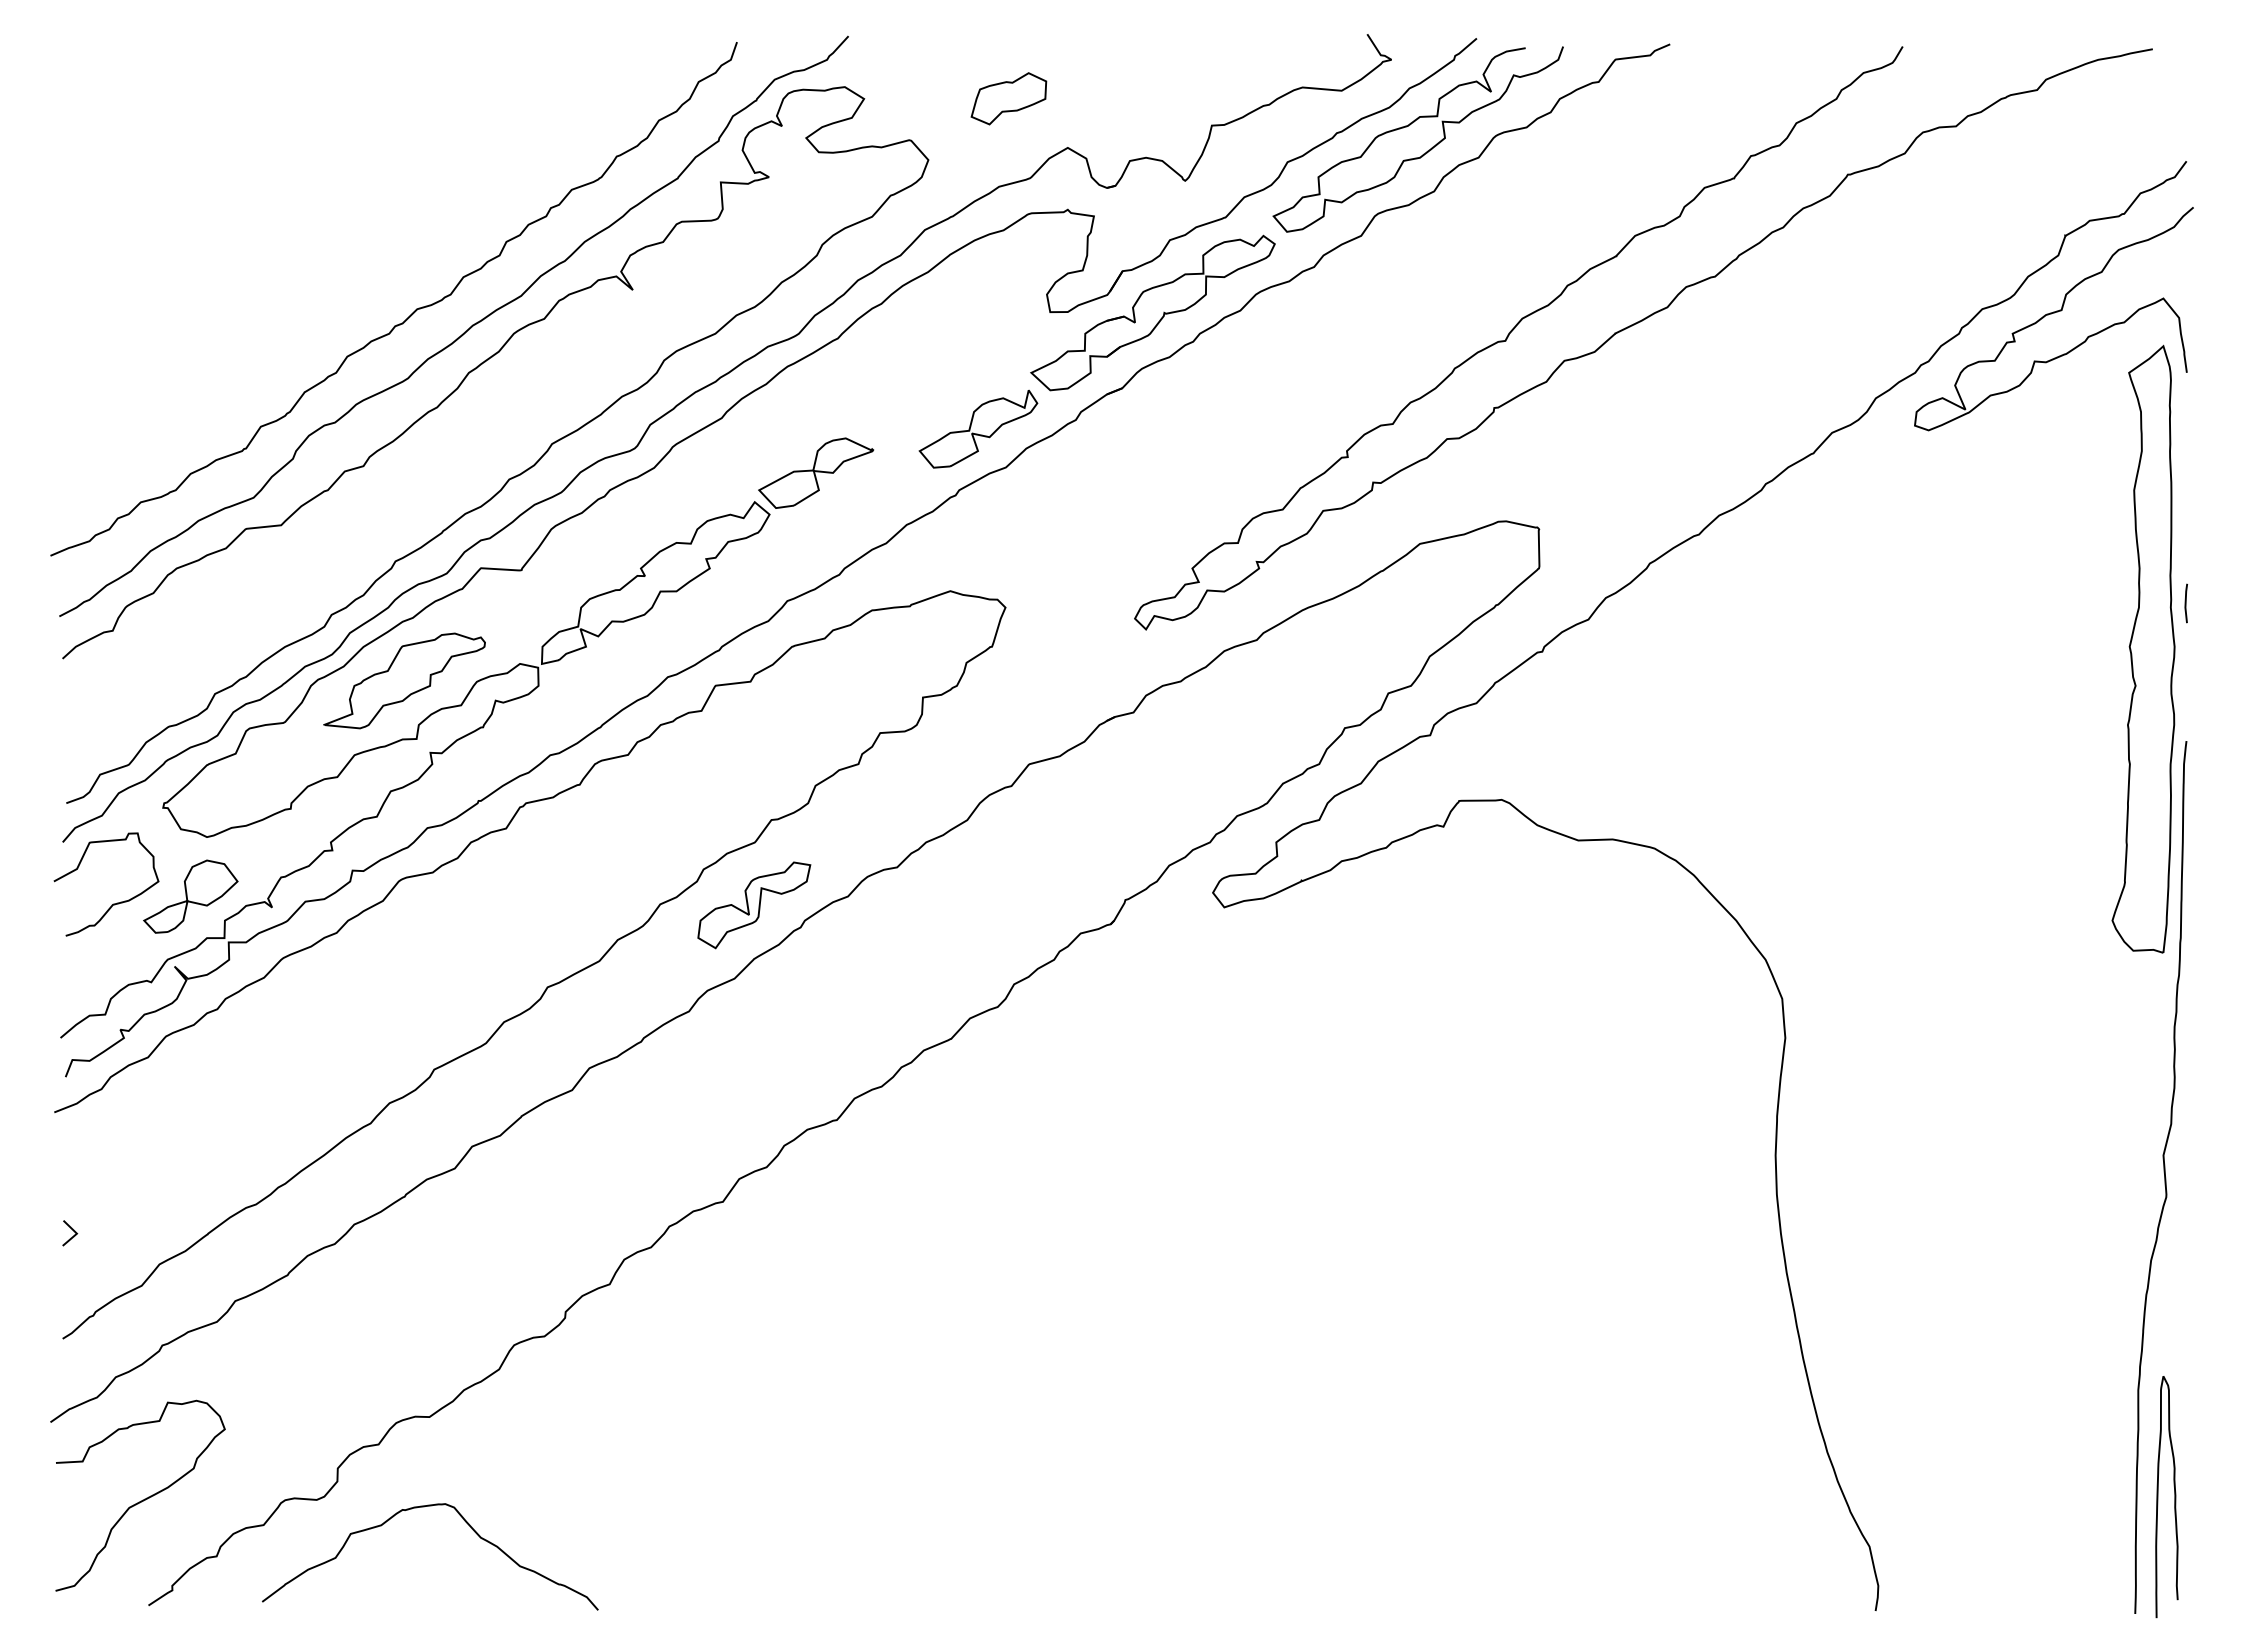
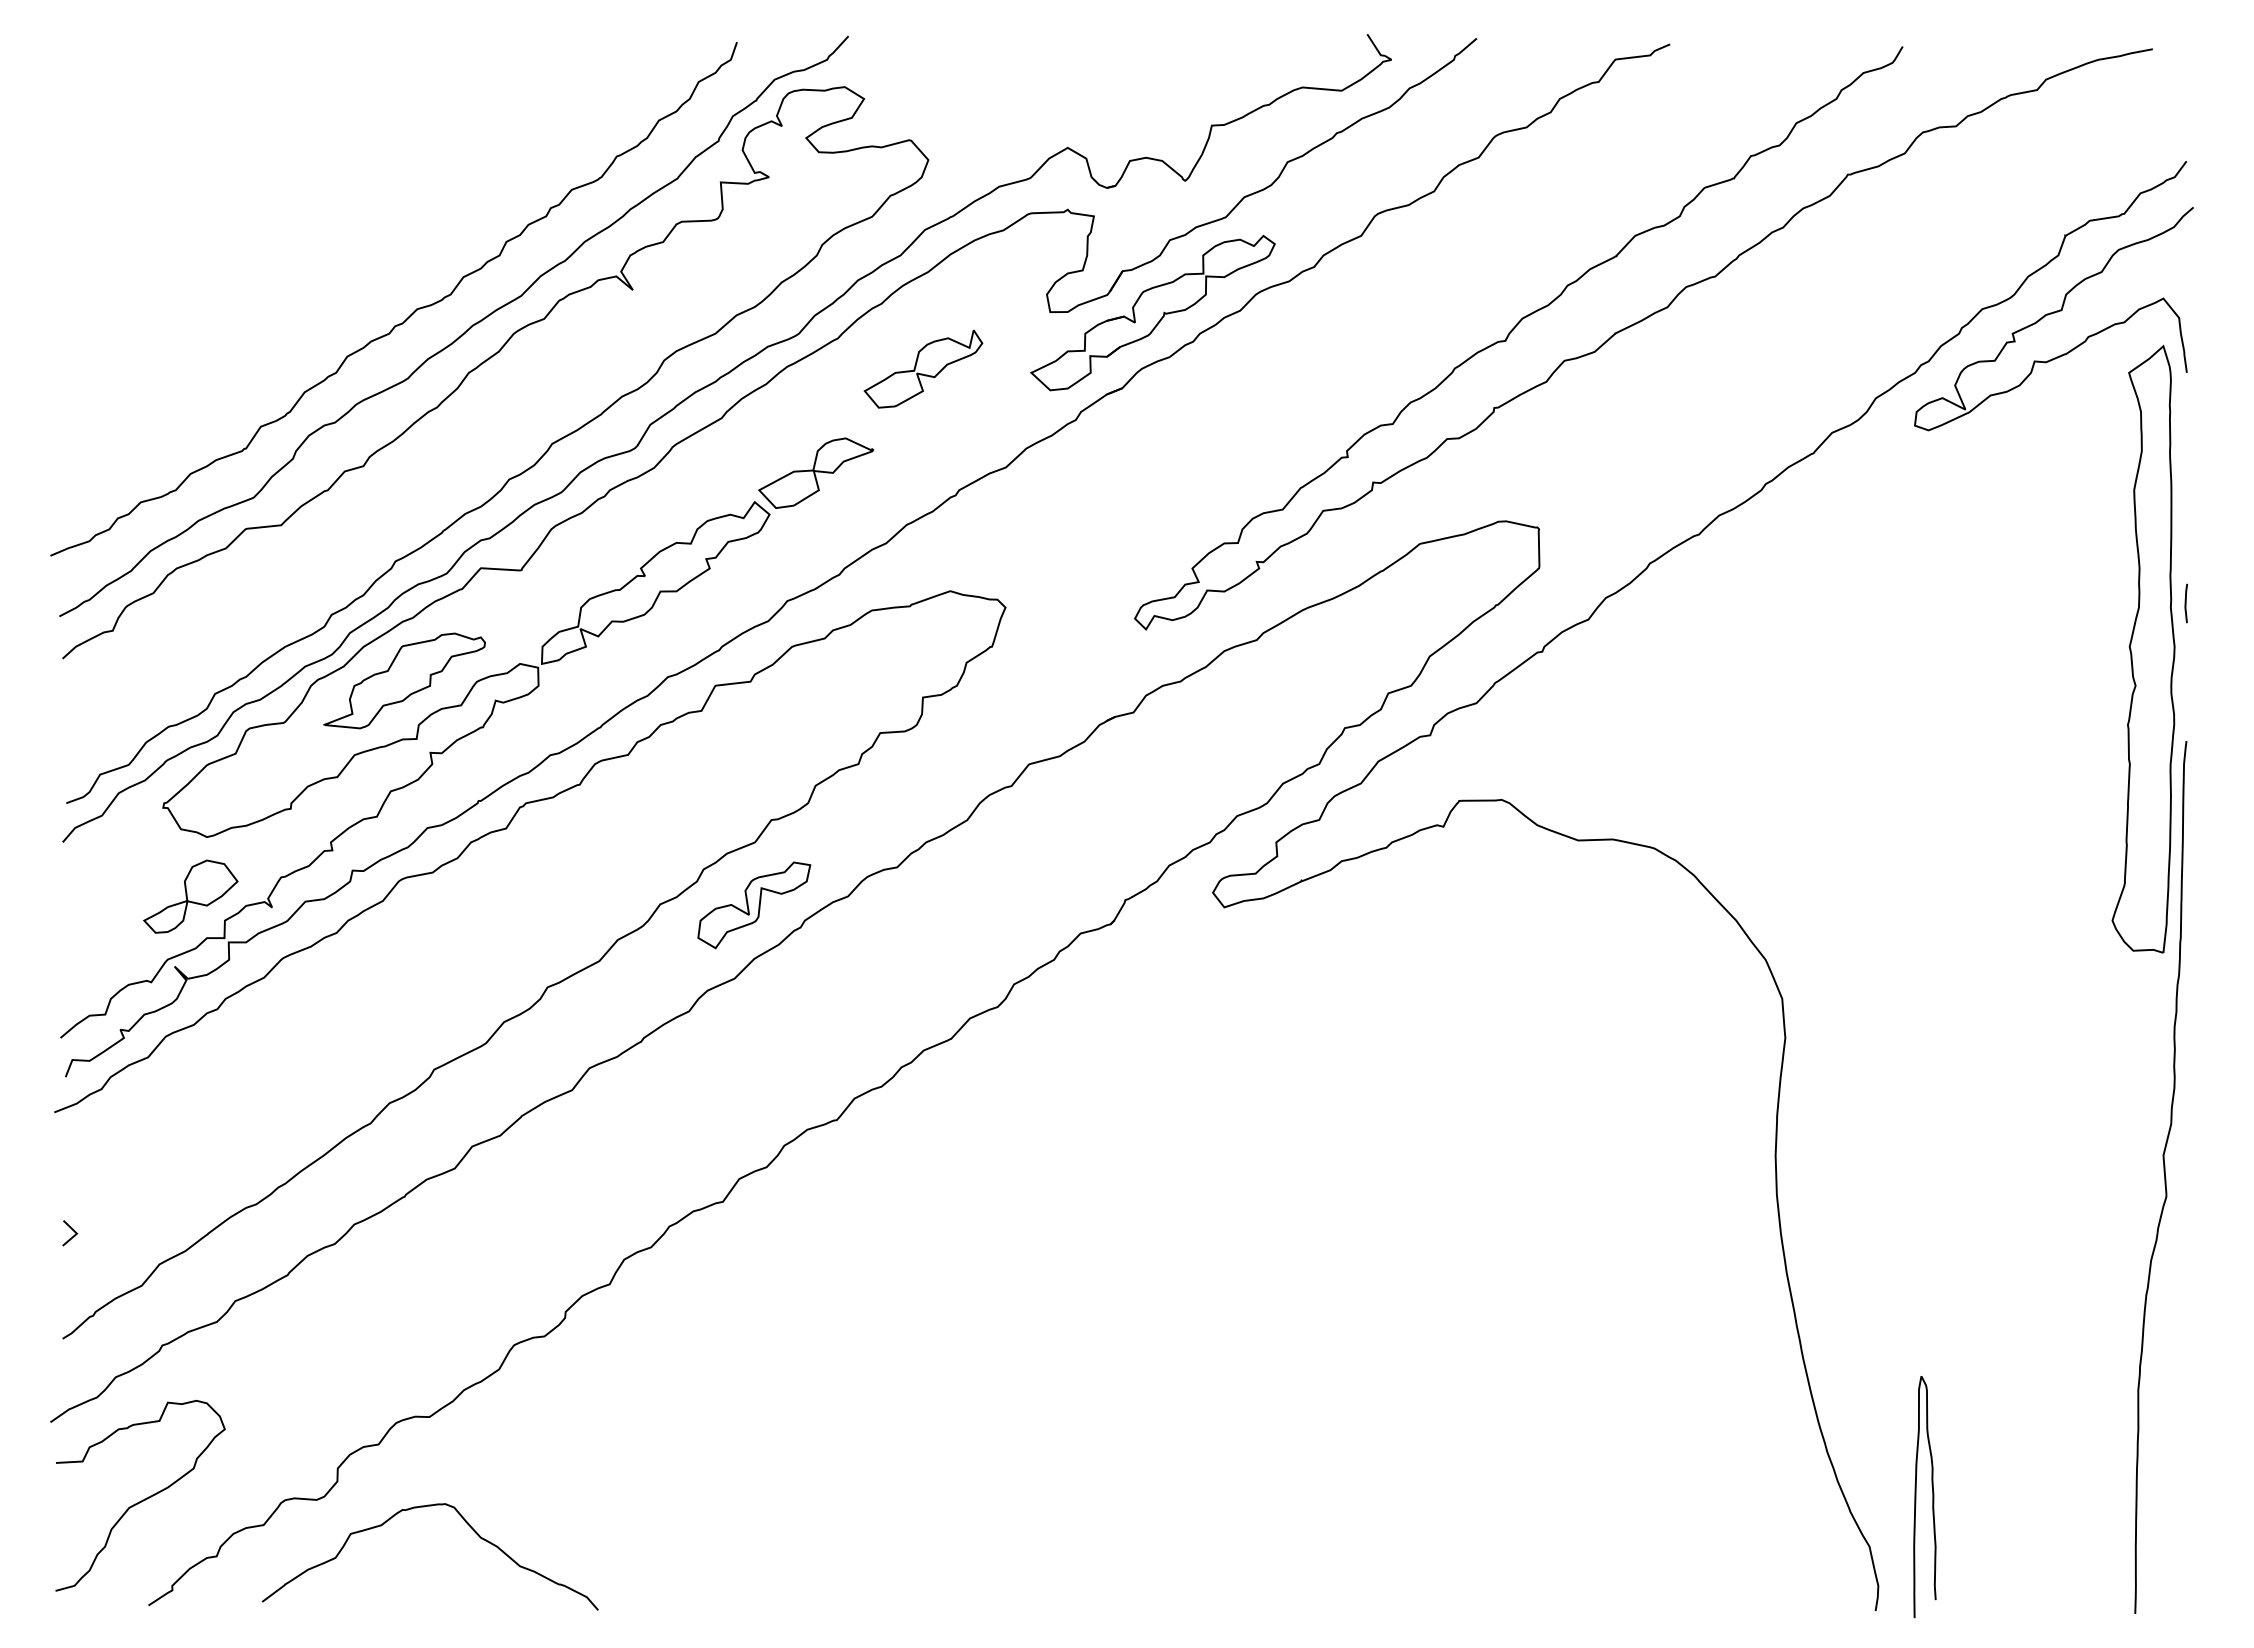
part: present -> none (1008, 98)
curve: present -> none (1427, 150)
part position: (978, 428) -> (923, 368) (923, 368)
curve: present -> none (113, 903)
curve position: (2158, 1497) -> (1916, 1497) (1916, 1497)
